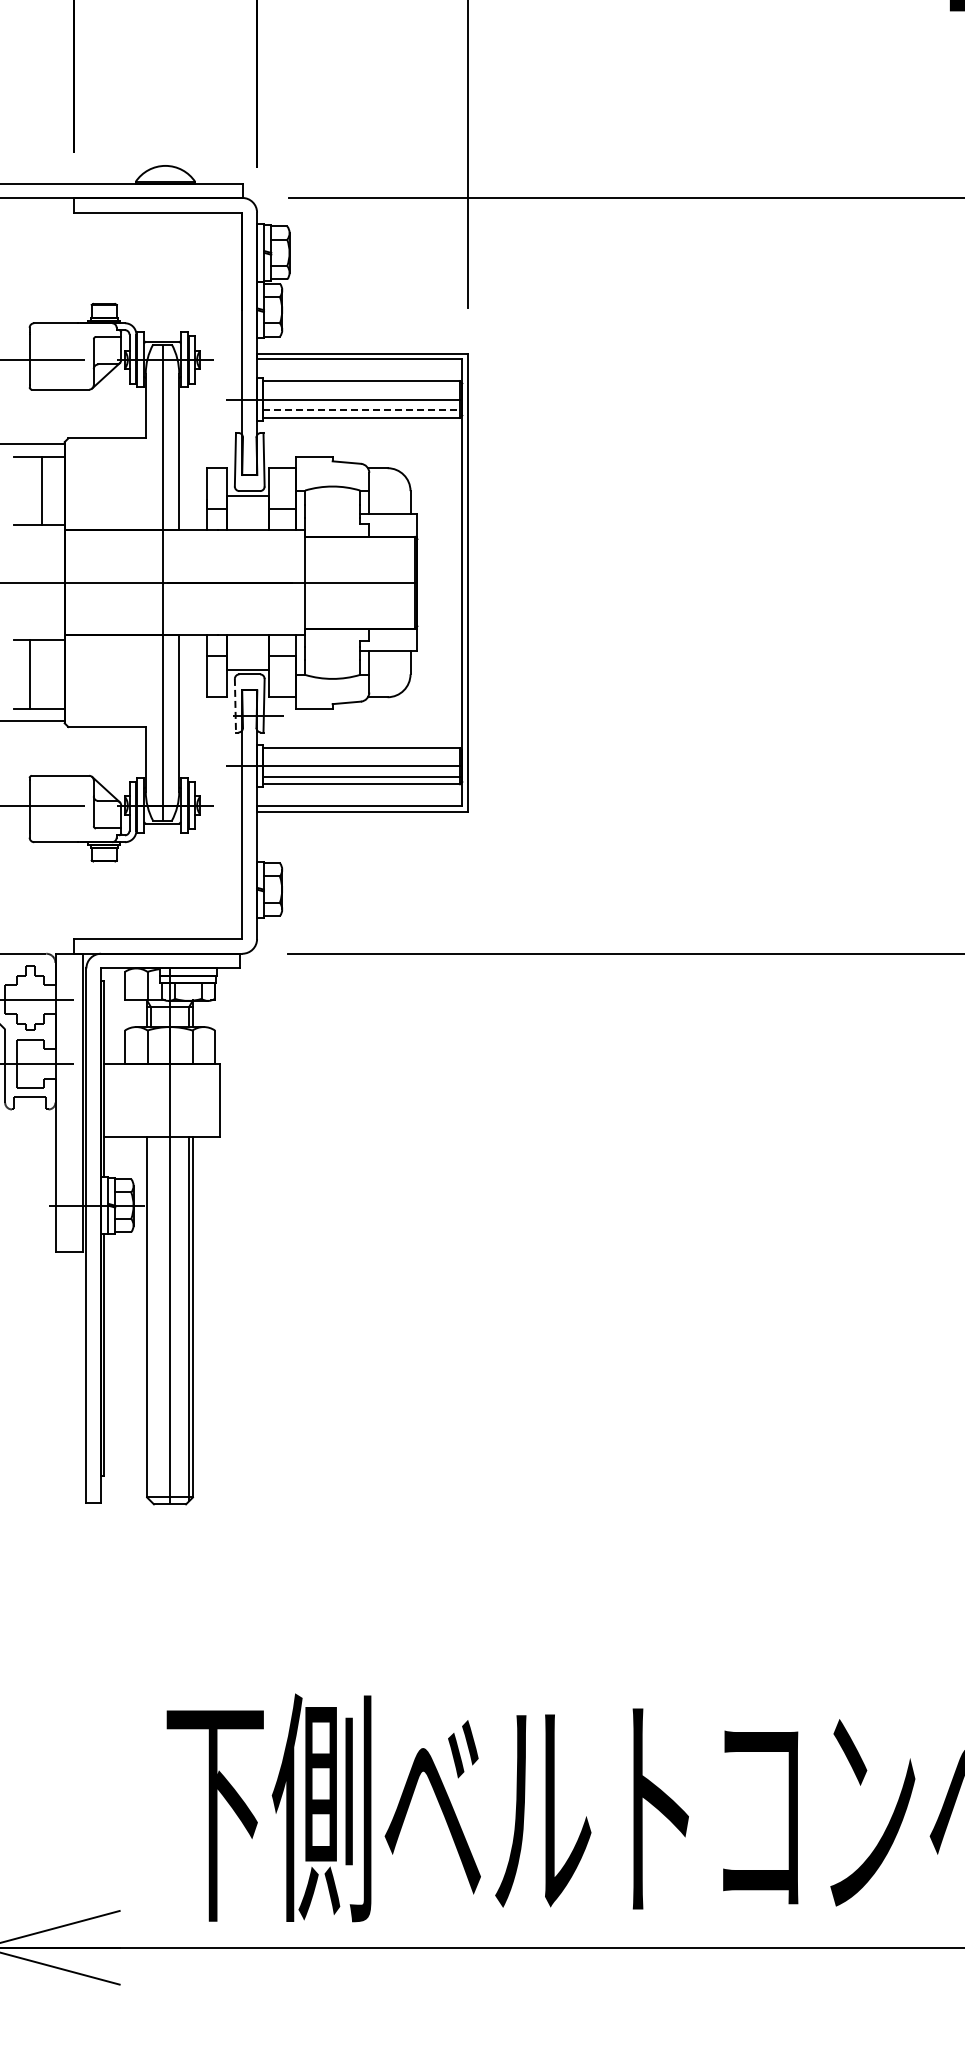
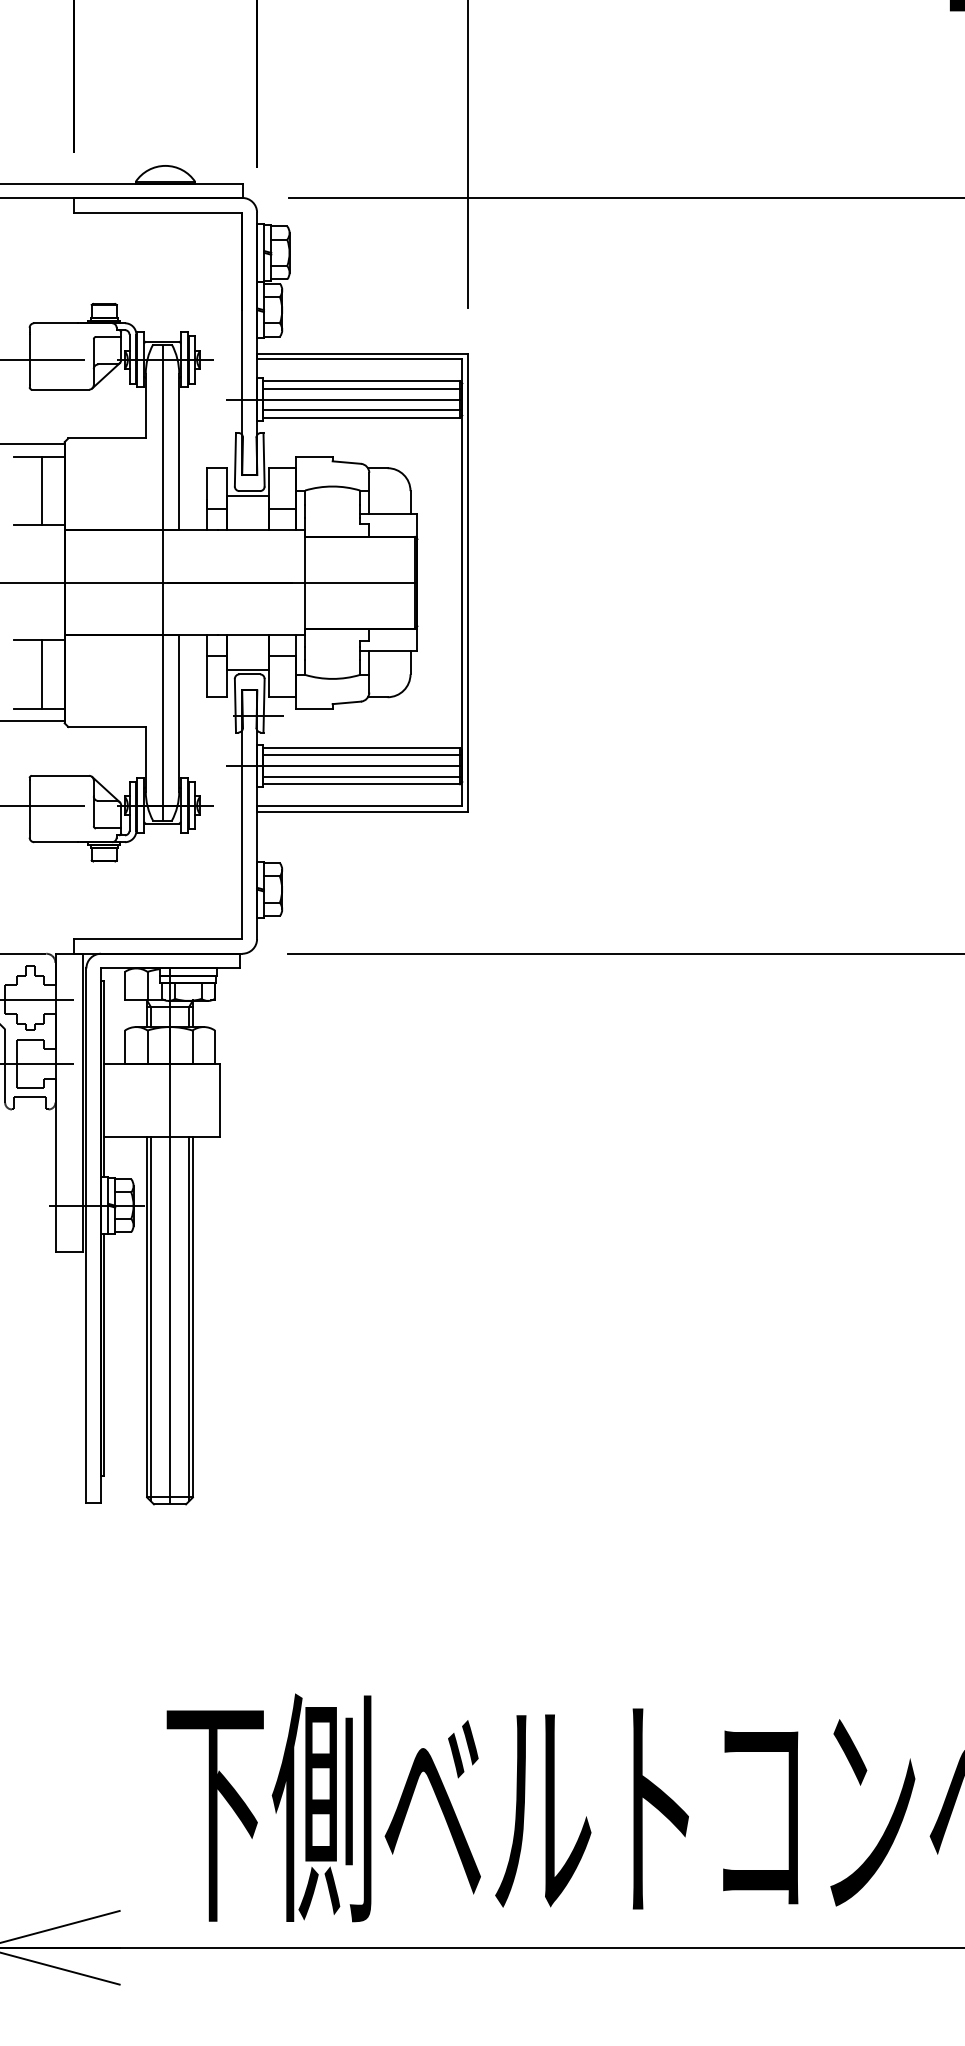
line: none -> present (362, 388)
line: dashed -> solid (362, 410)
line position: (29, 673) -> (41, 673) (41, 673)
line: dashed -> solid (235, 705)
line: none -> present (362, 755)
line: none -> present (150, 1318)
